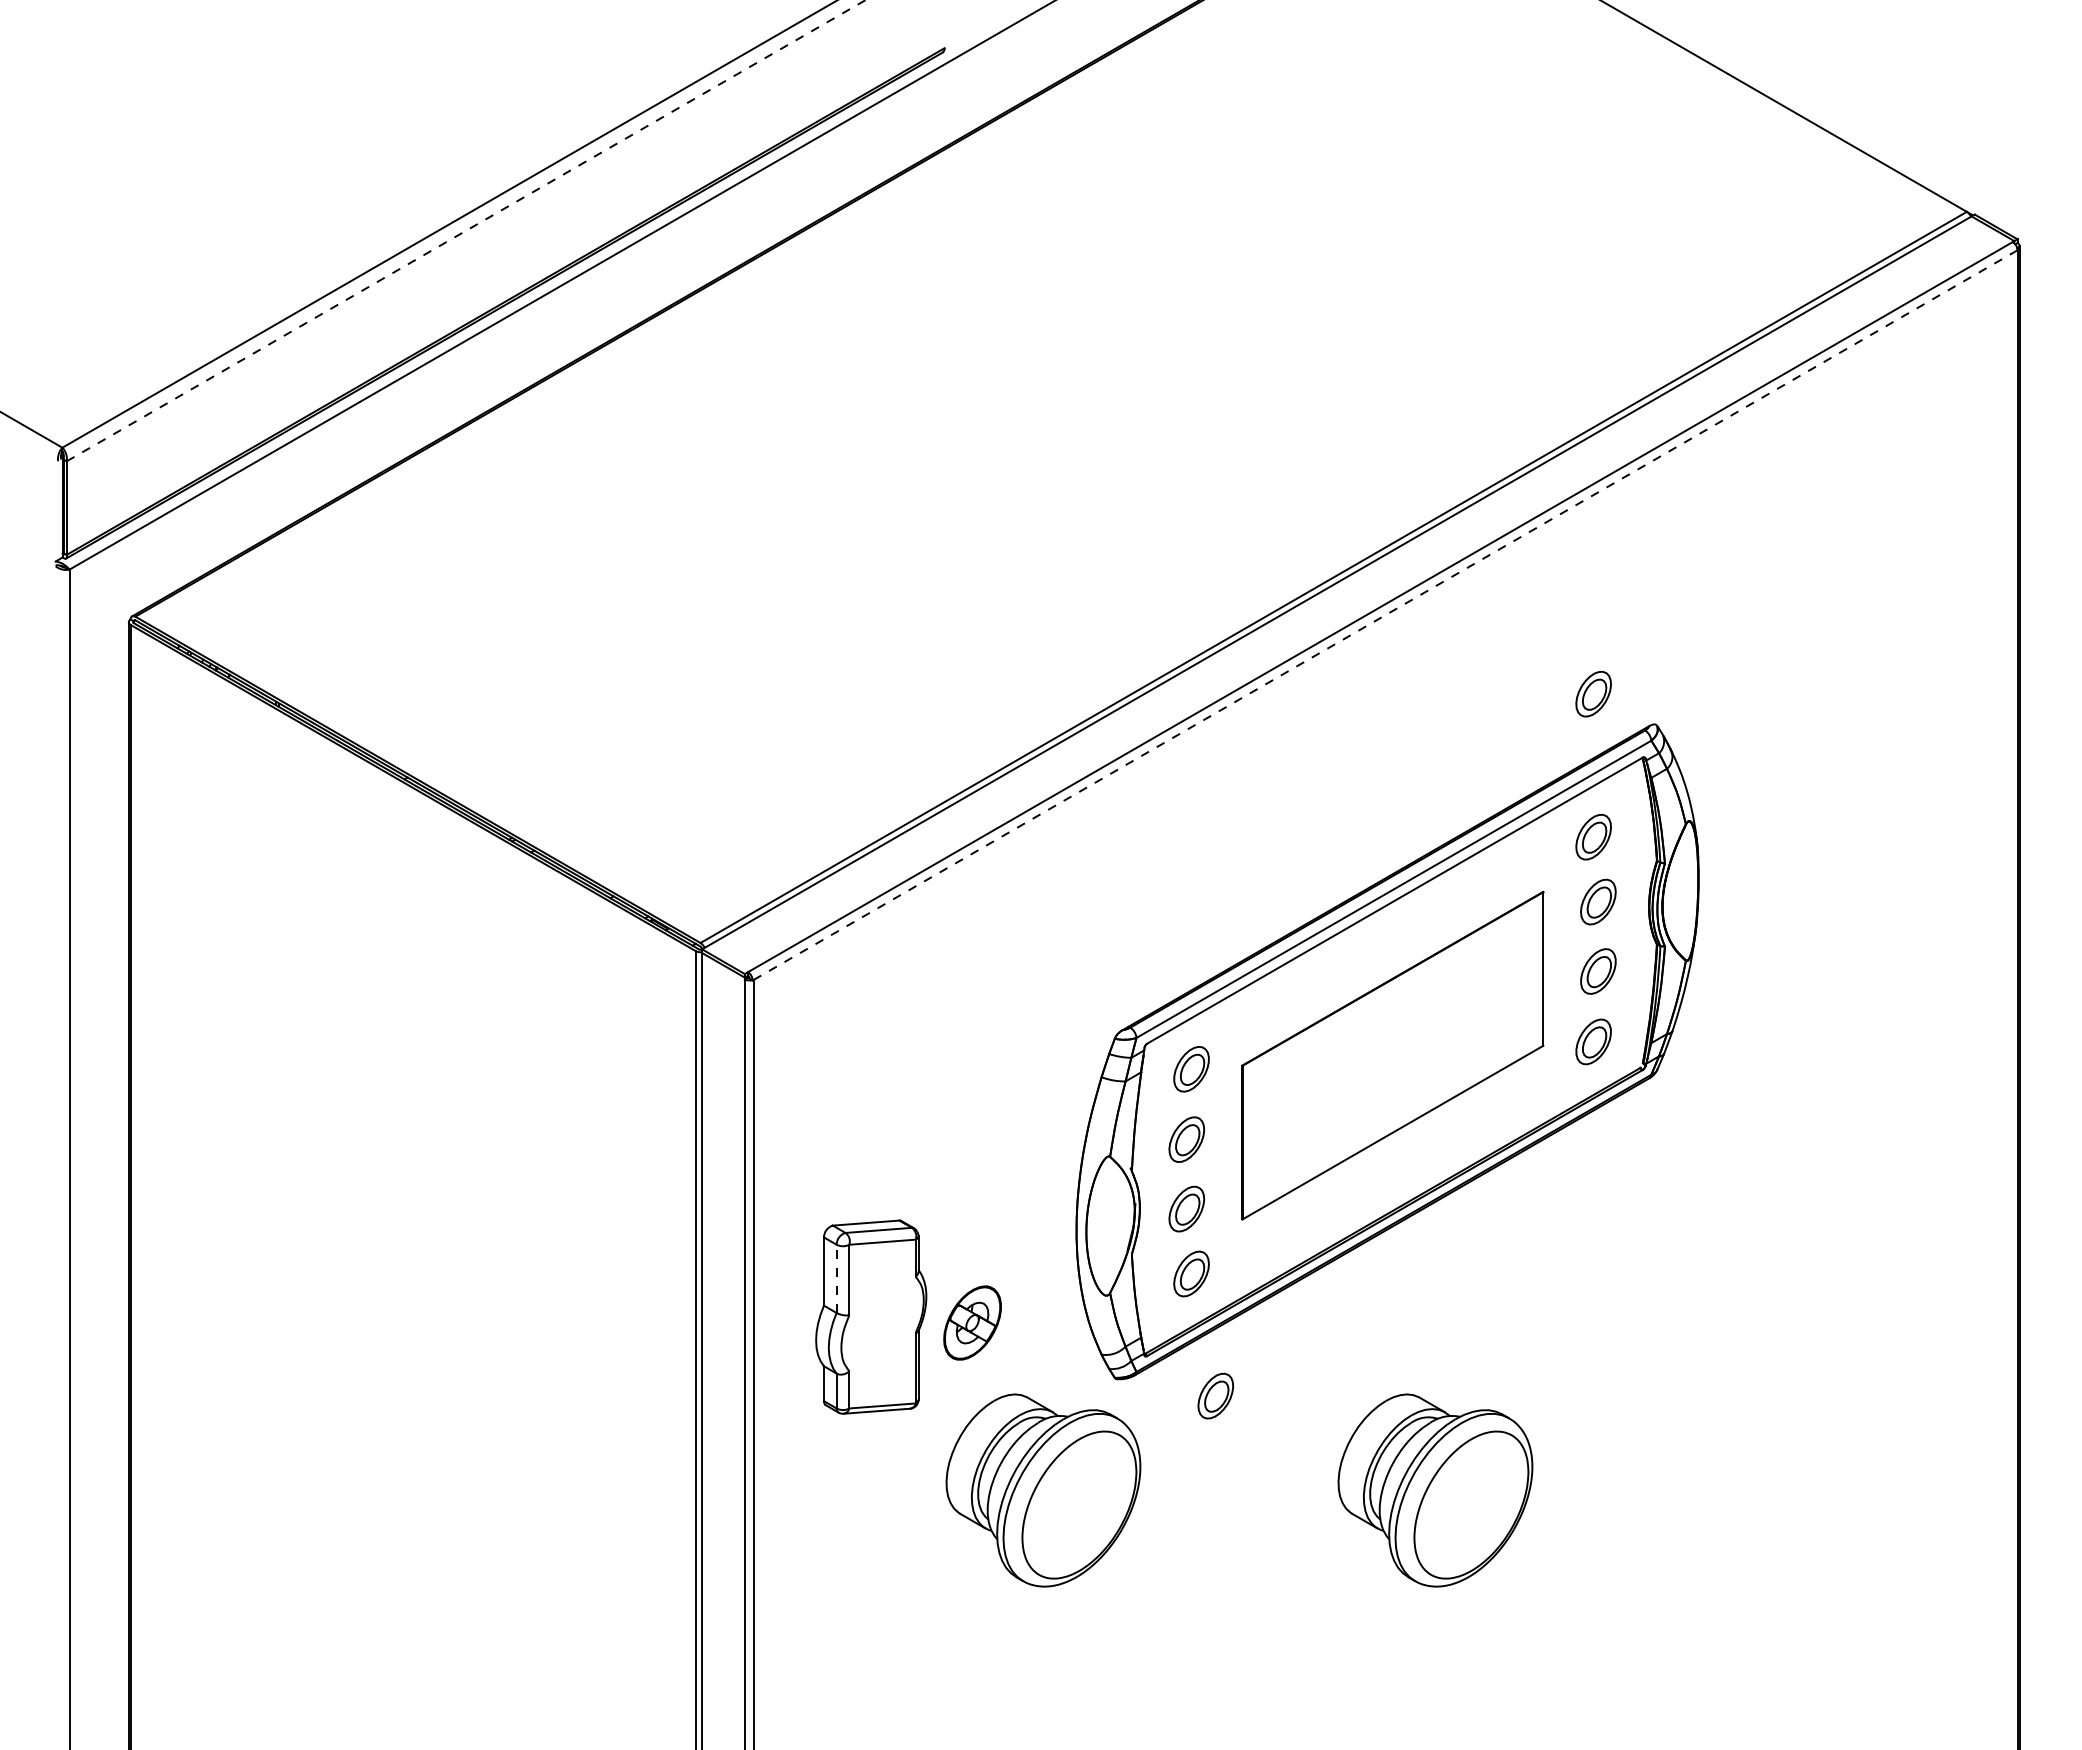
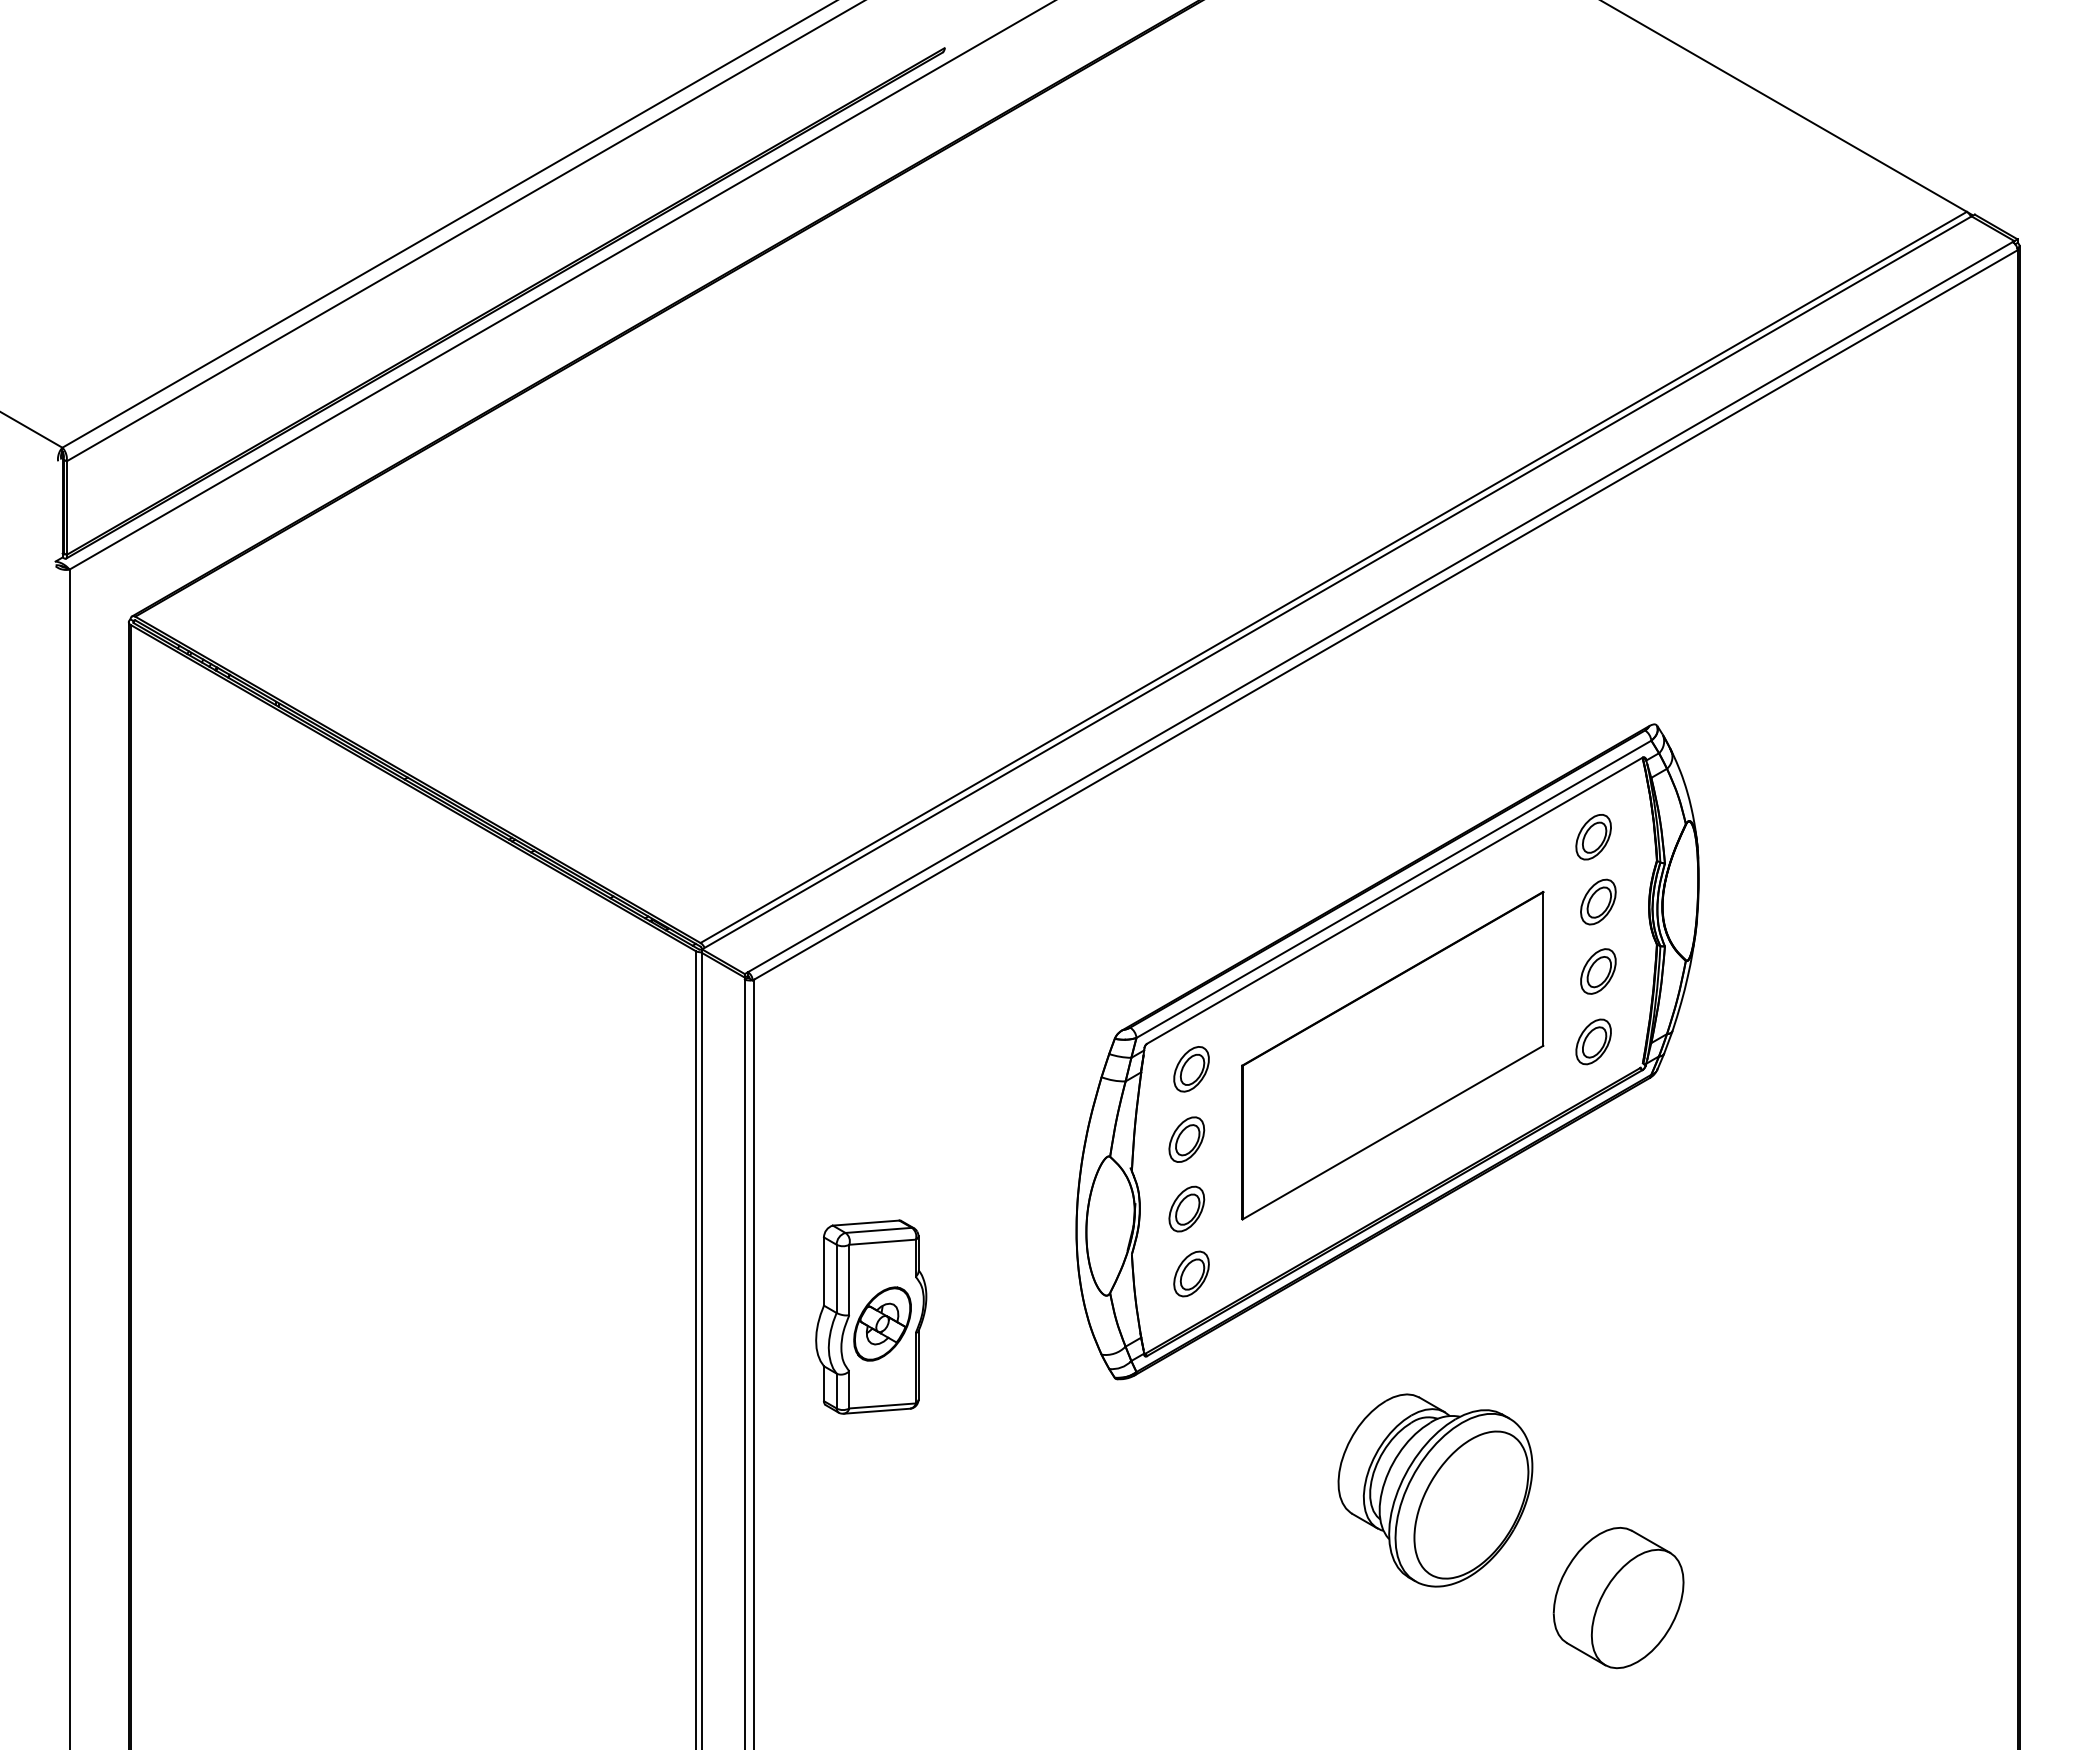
line: dashed -> solid (465, 230)
line: dashed -> solid (1385, 615)
part: present -> none (1593, 694)
line: dashed -> solid (836, 1278)
part position: (972, 1322) -> (882, 1323) (882, 1323)
part: present -> none (1215, 1395)
part: present -> none (1043, 1490)
part: none -> present (1618, 1598)
